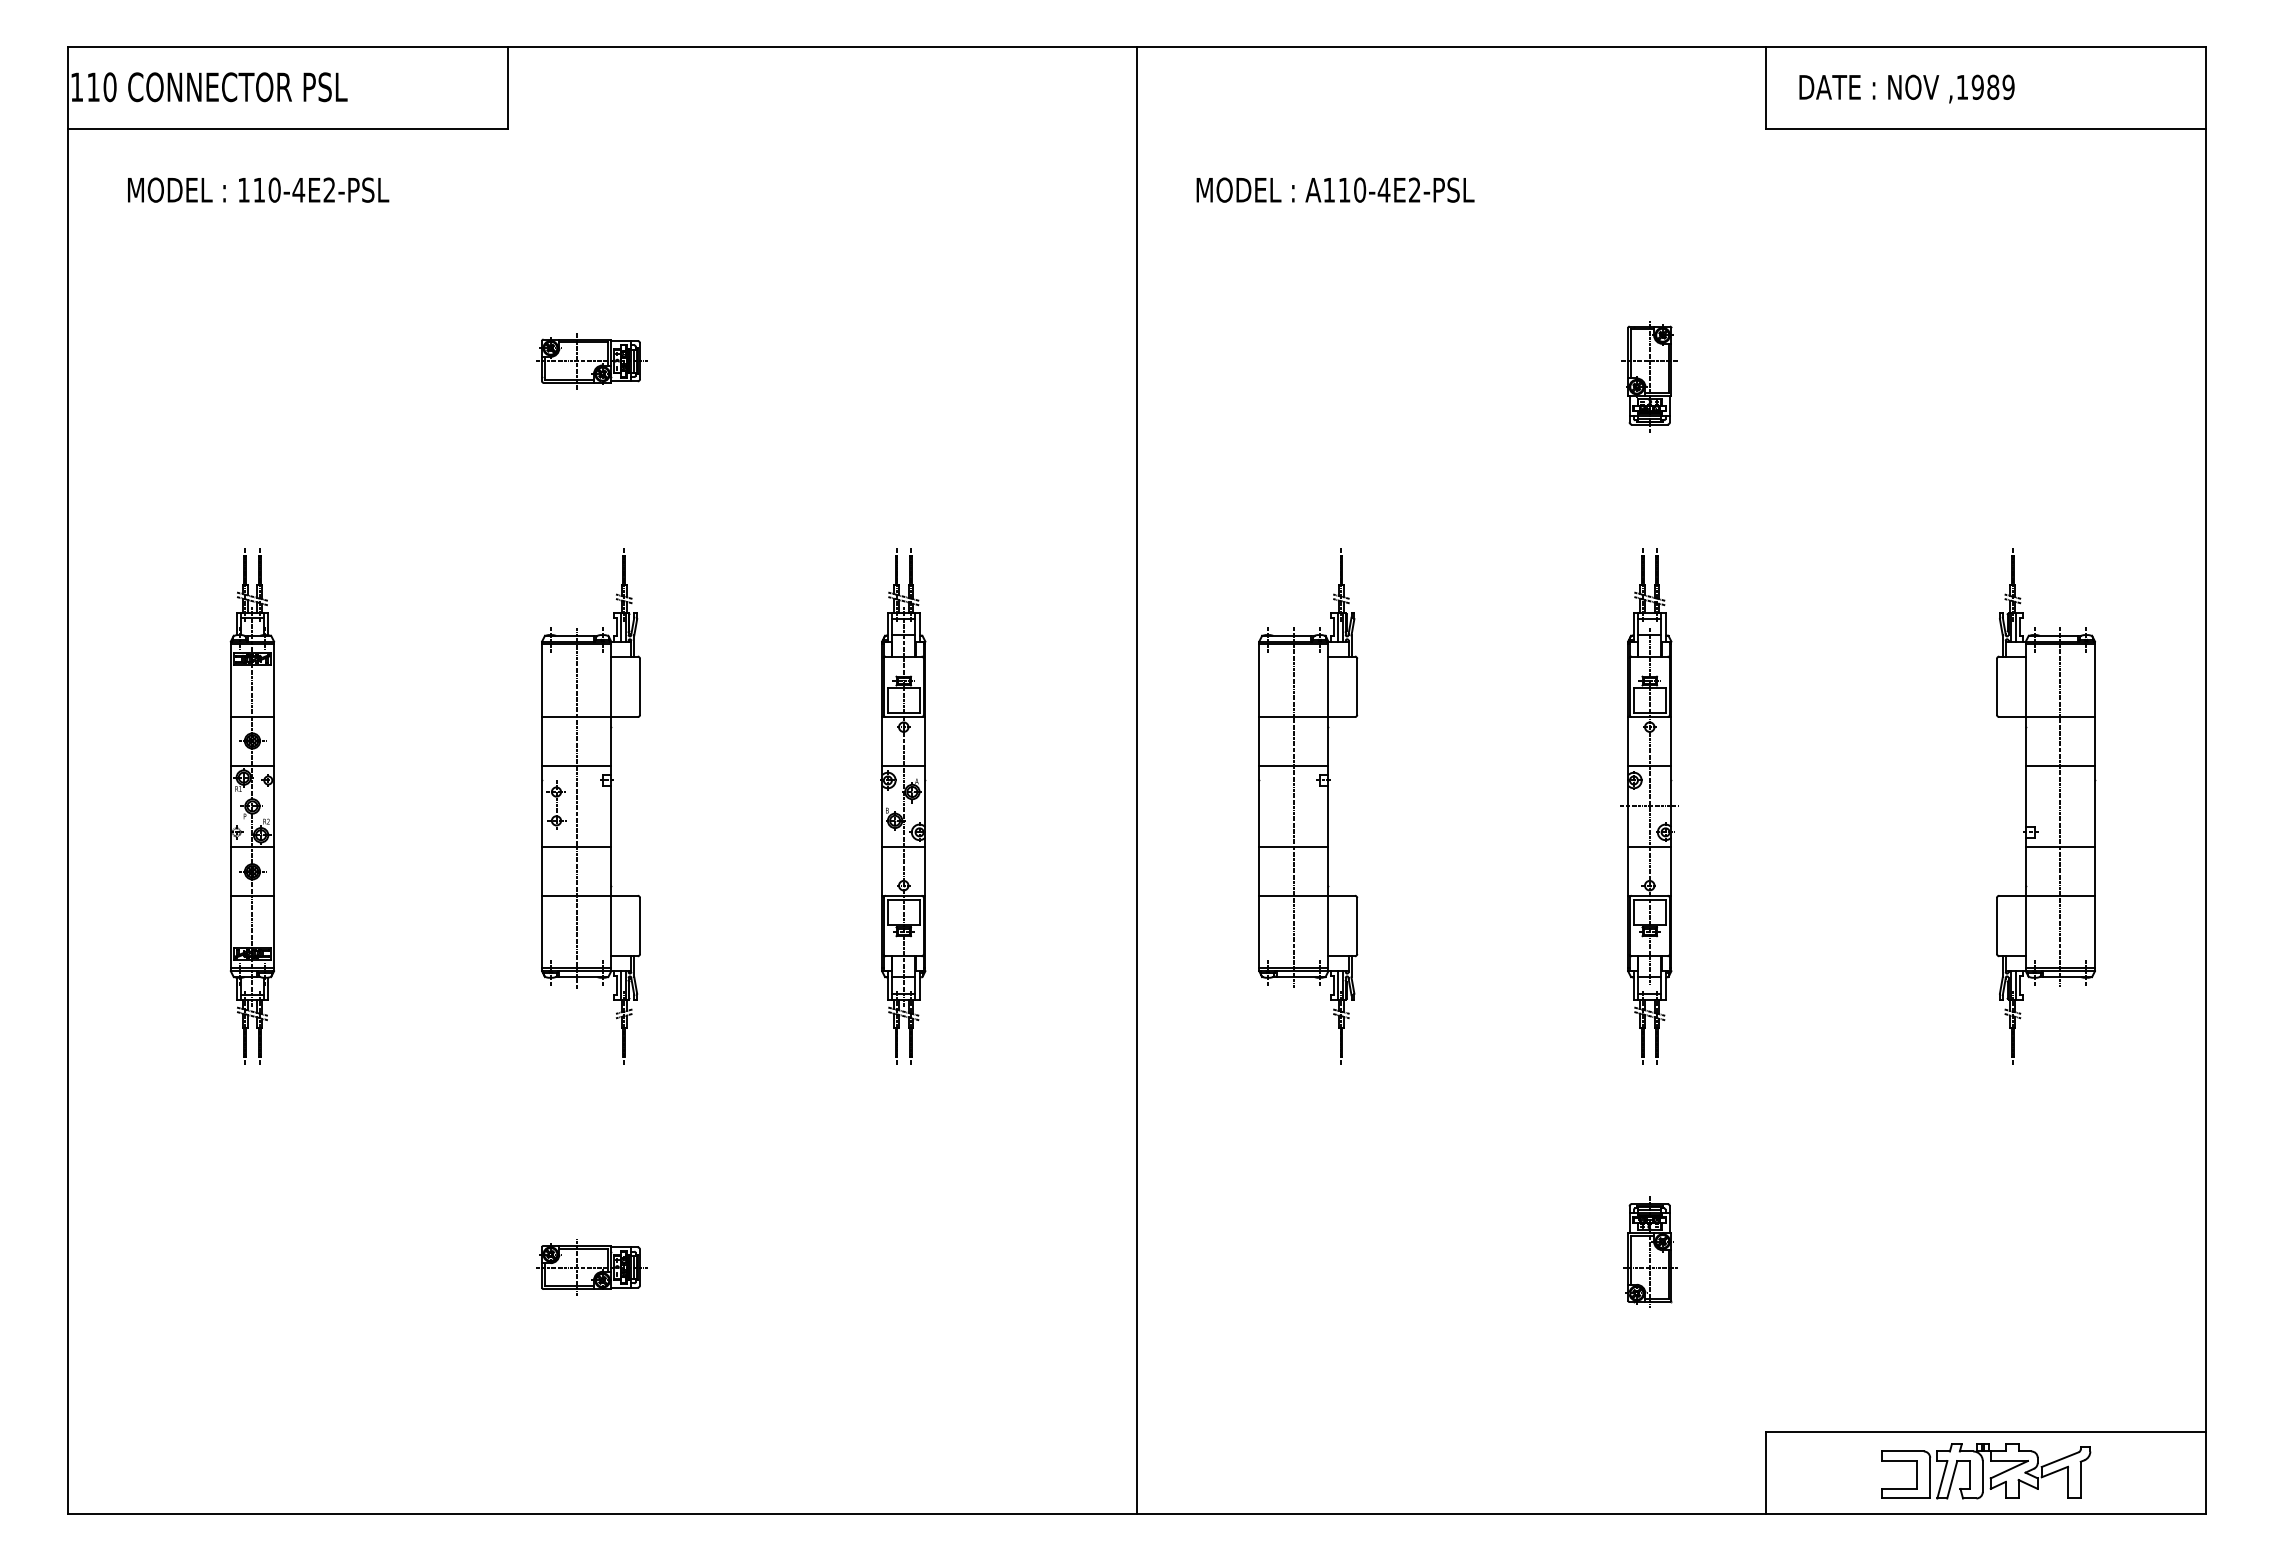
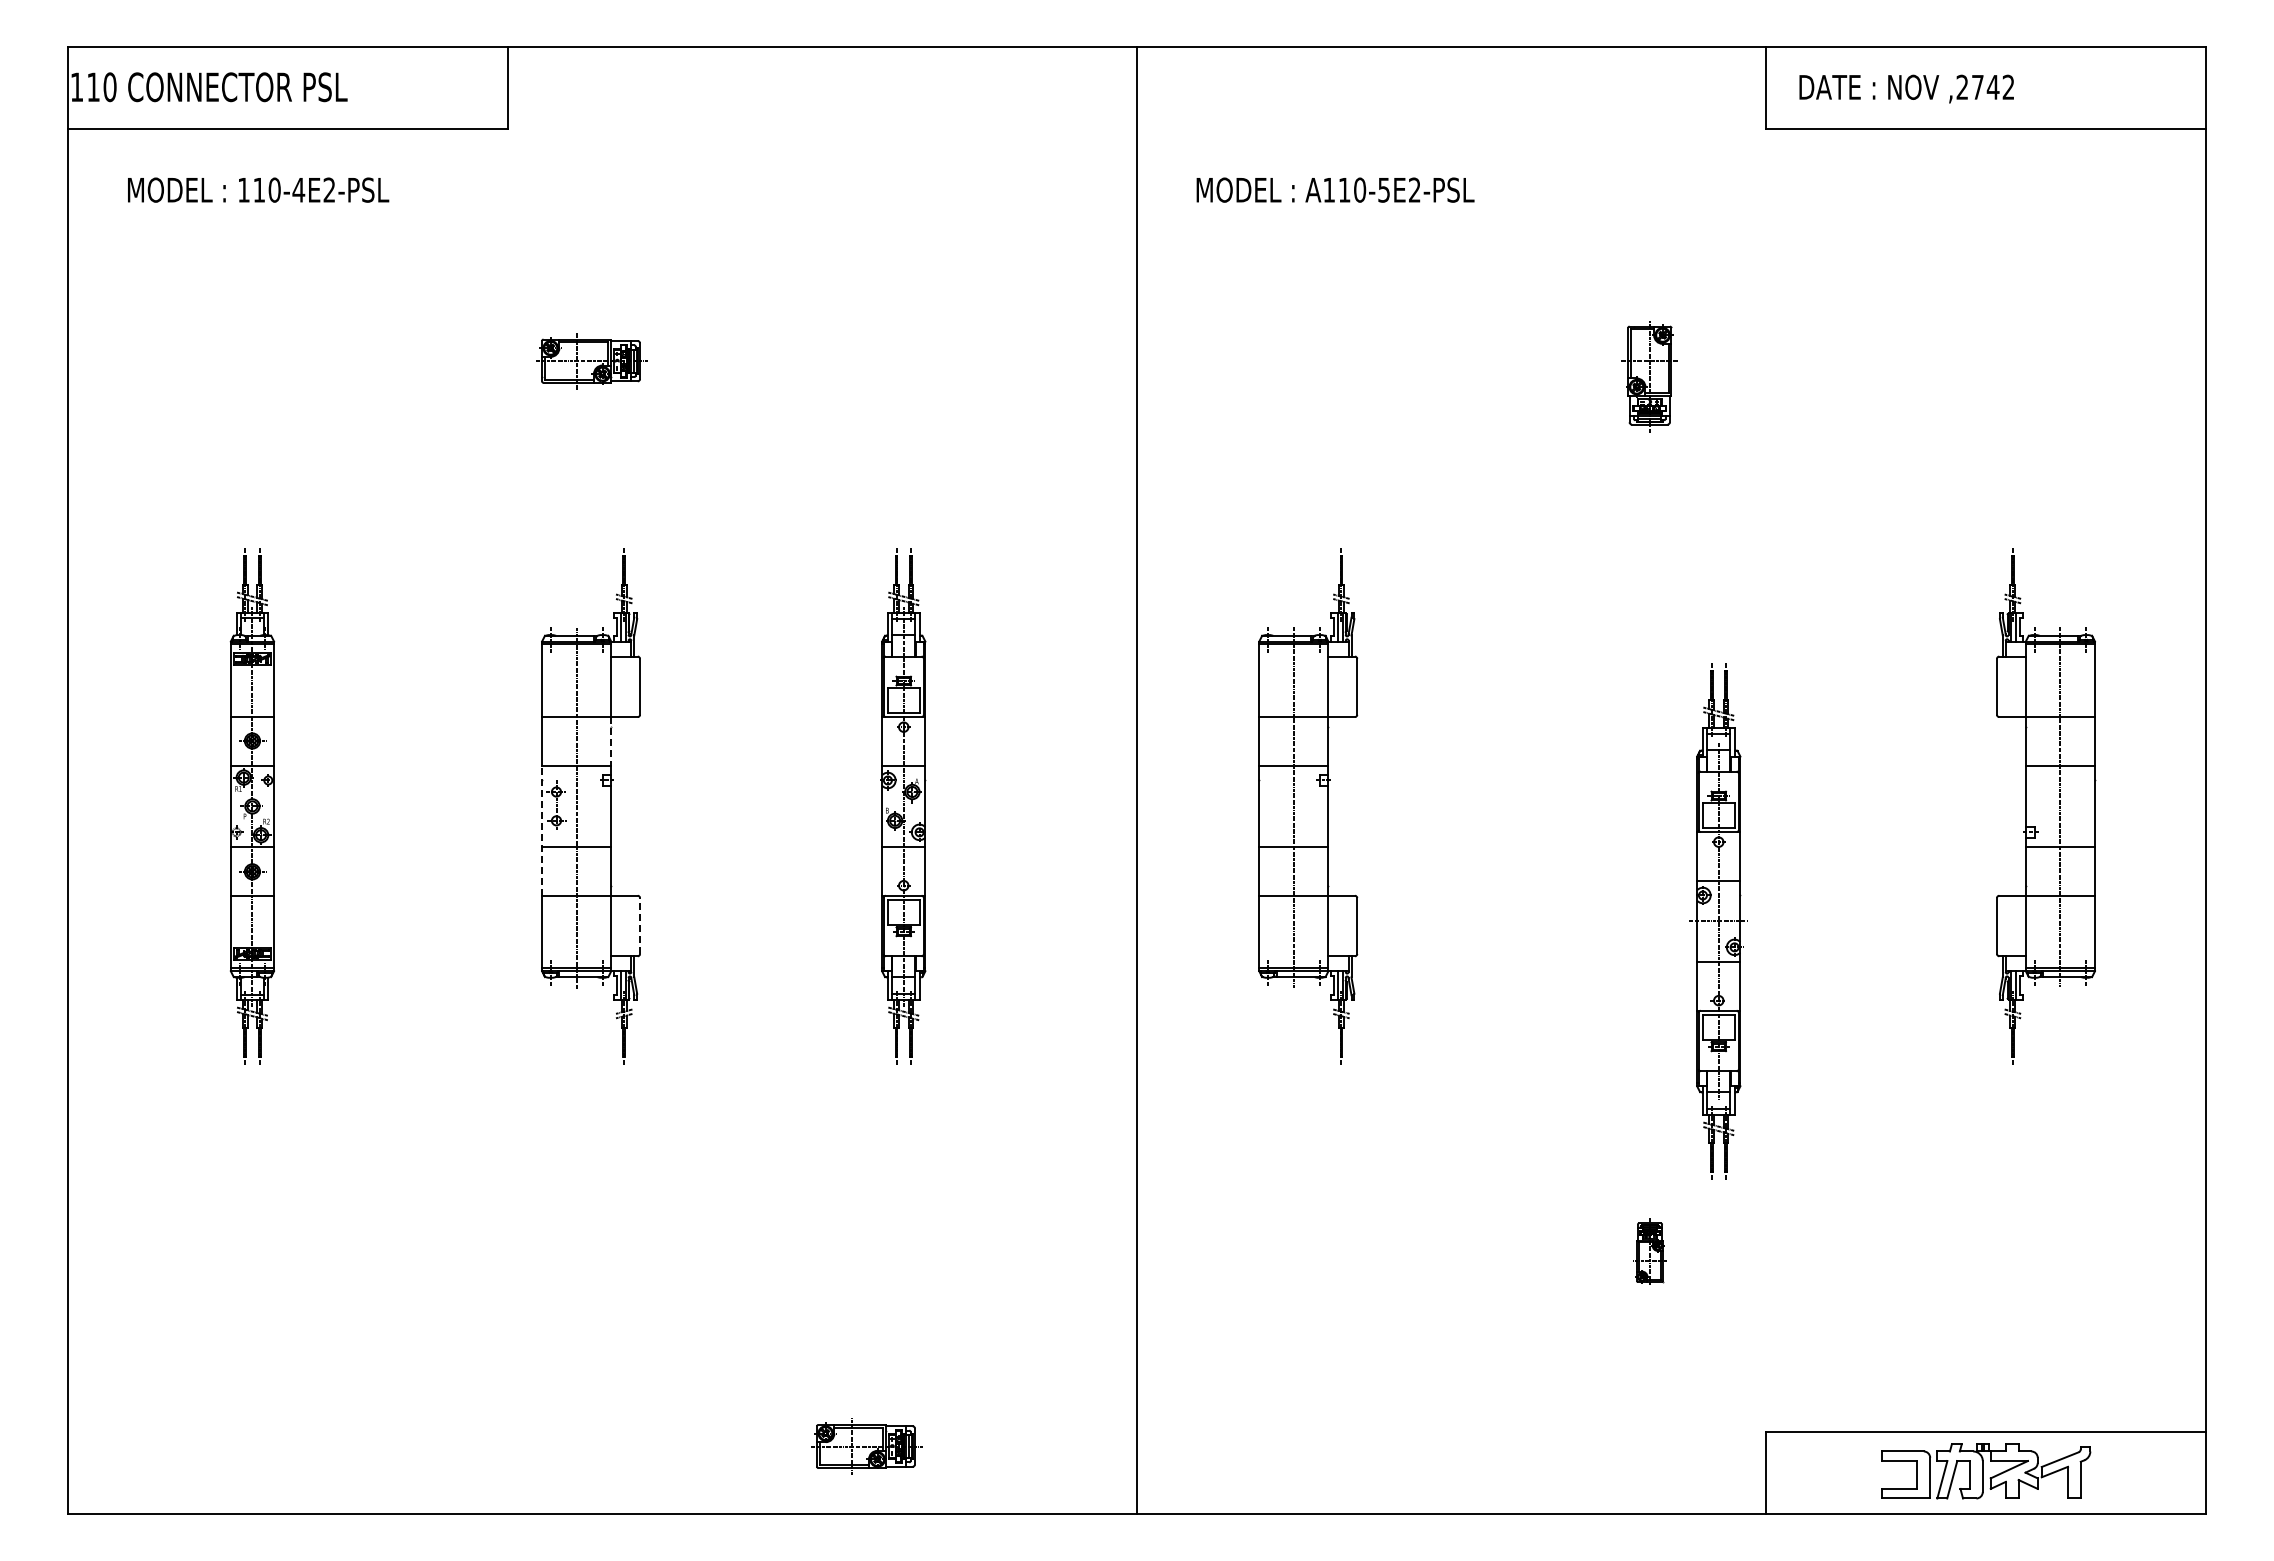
text: ,1989 -> ,2742 (1985, 86)
text: A110-4E2-PSL -> A110-5E2-PSL (1383, 190)
line: solid -> dashed (611, 742)
part position: (1649, 806) -> (1718, 921) (1718, 921)
line: solid -> dashed (542, 830)
line: solid -> dashed (640, 926)
part size: 55x112 px -> 34x67 px (1649, 1251)
part position: (591, 1267) -> (866, 1446) (866, 1446)
